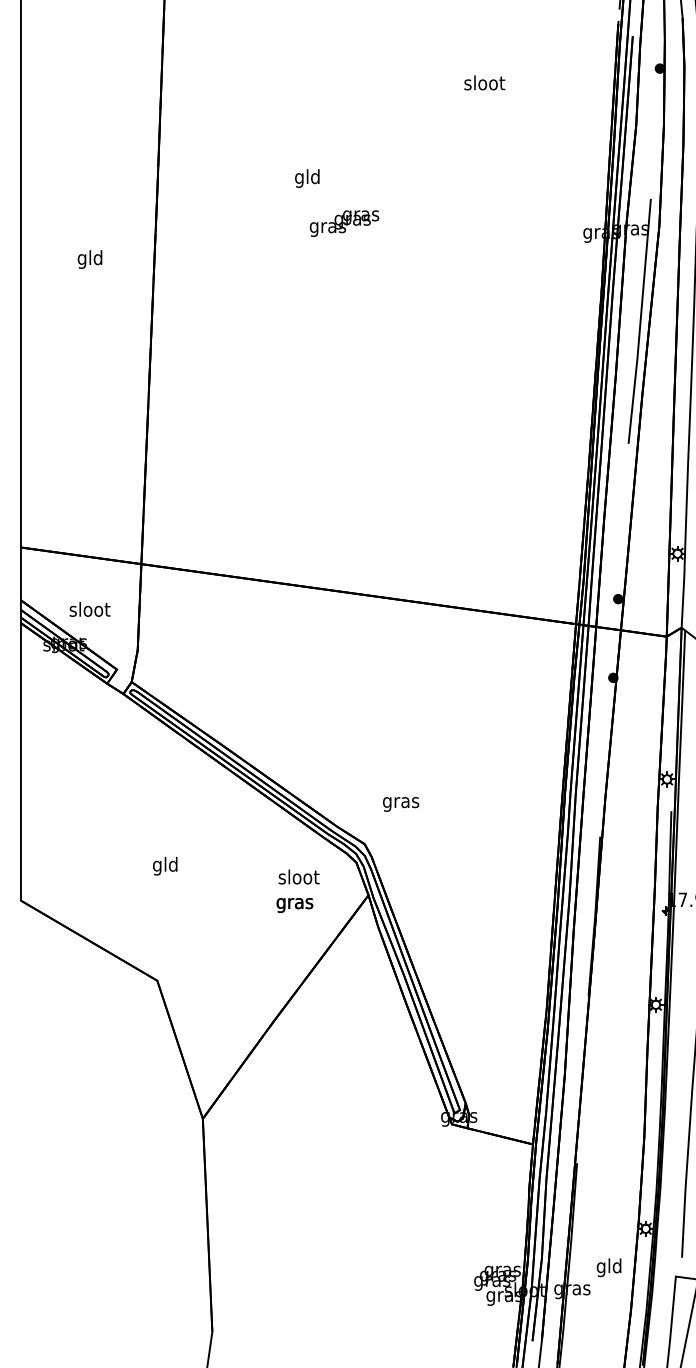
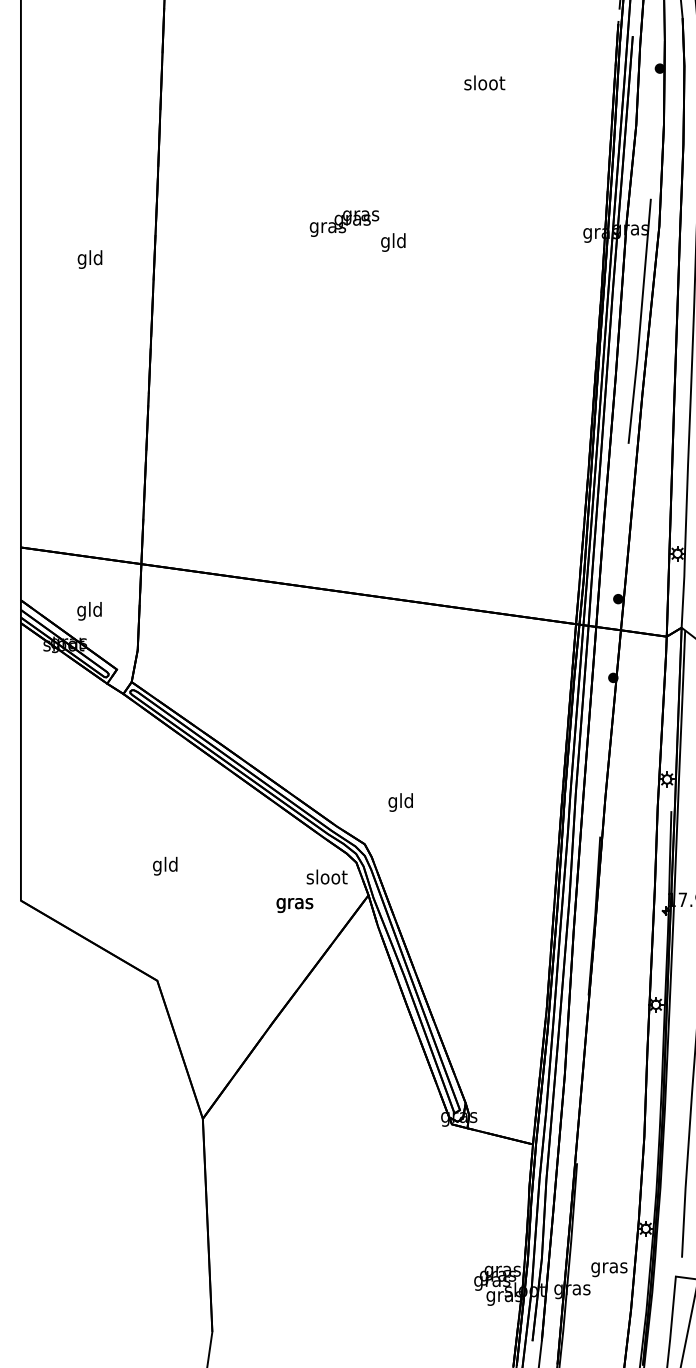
text position: (307, 178) -> (393, 242) (393, 242)
text: sloot -> gld (89, 611)
text: gras -> gld (401, 802)
text position: (298, 876) -> (326, 876) (326, 876)
text: gld -> gras (609, 1267)
